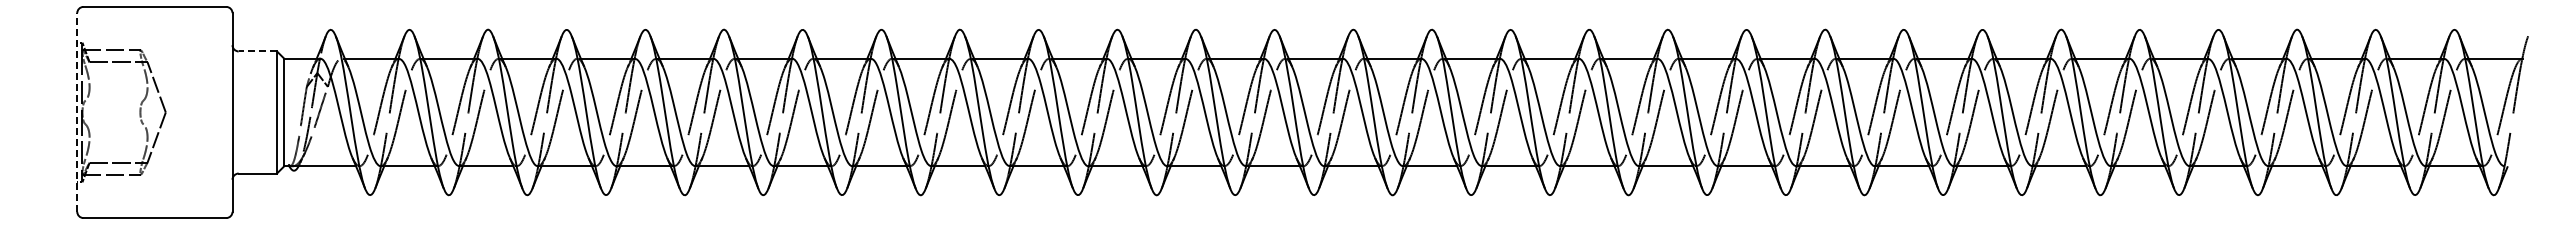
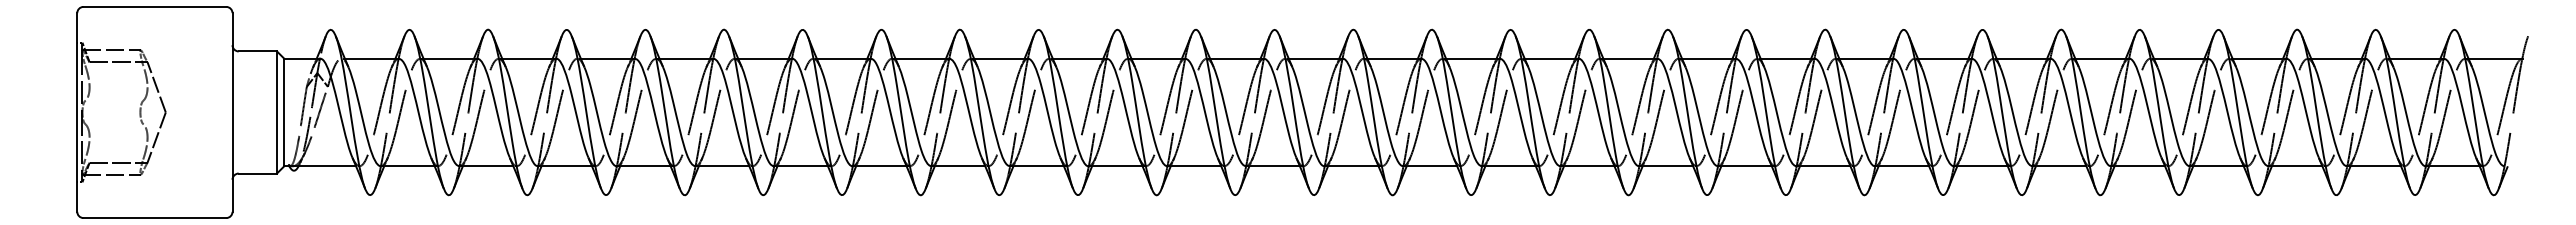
line: dashed -> solid (257, 51)
line: dashed -> solid (77, 112)
